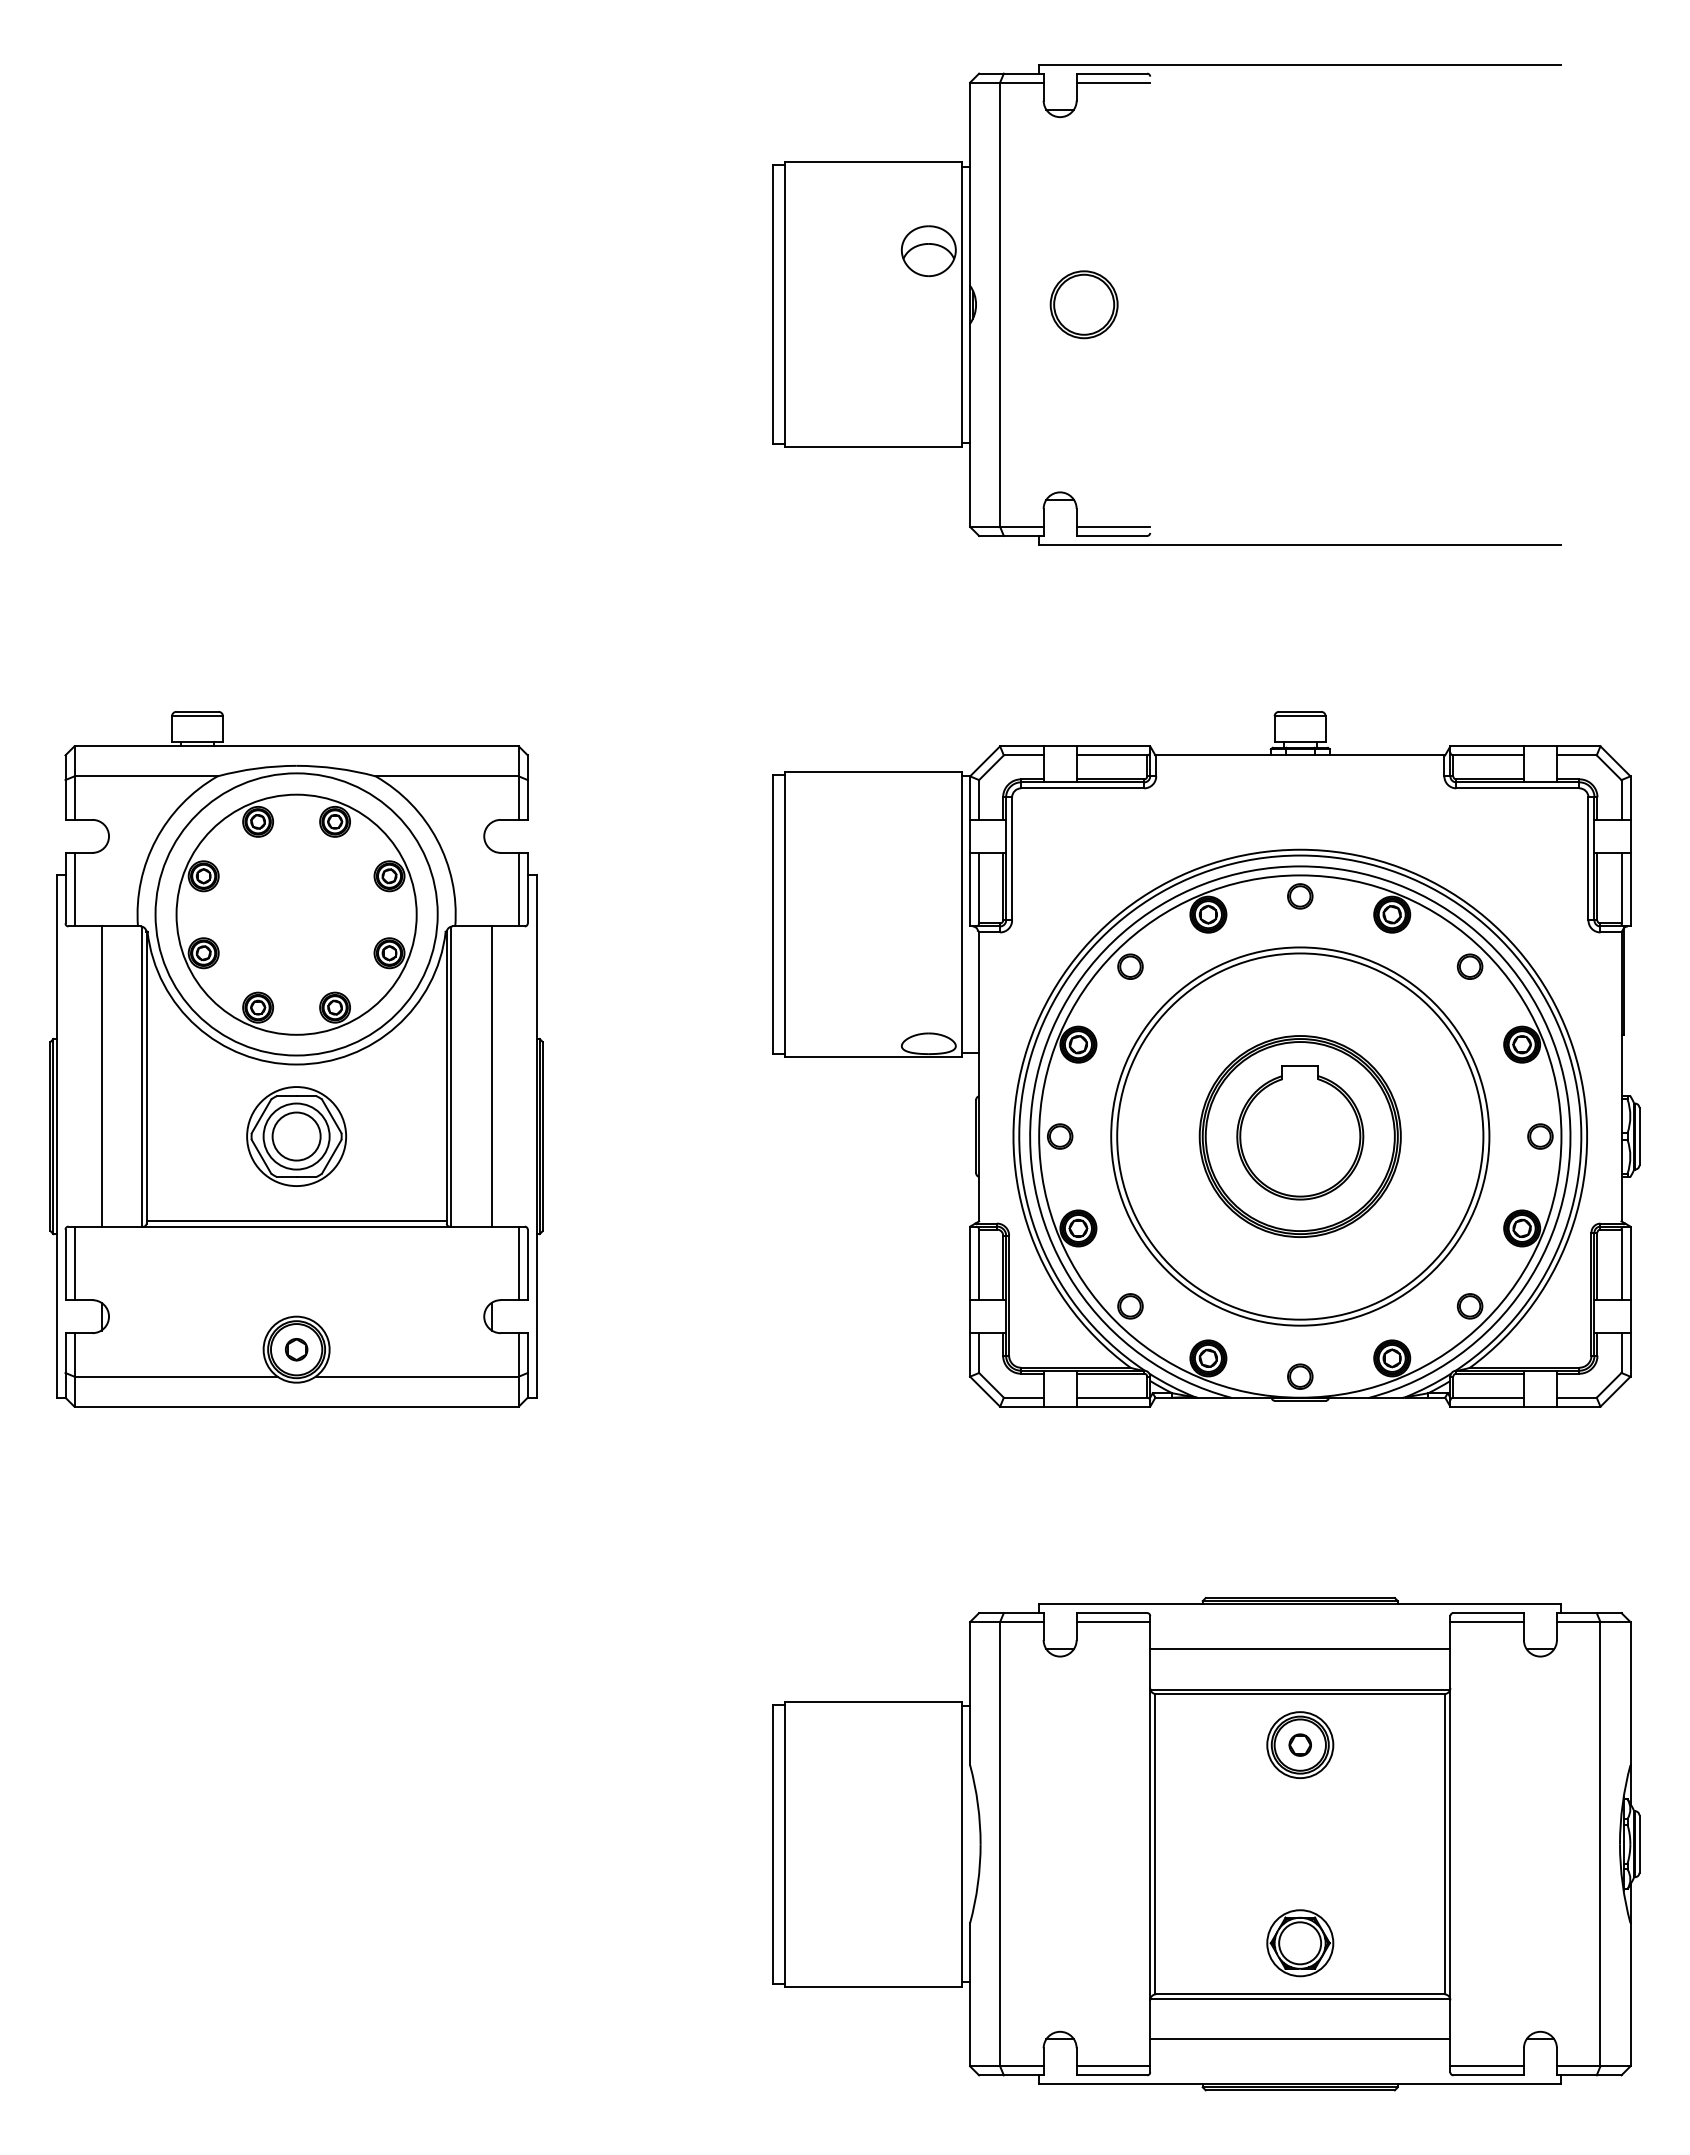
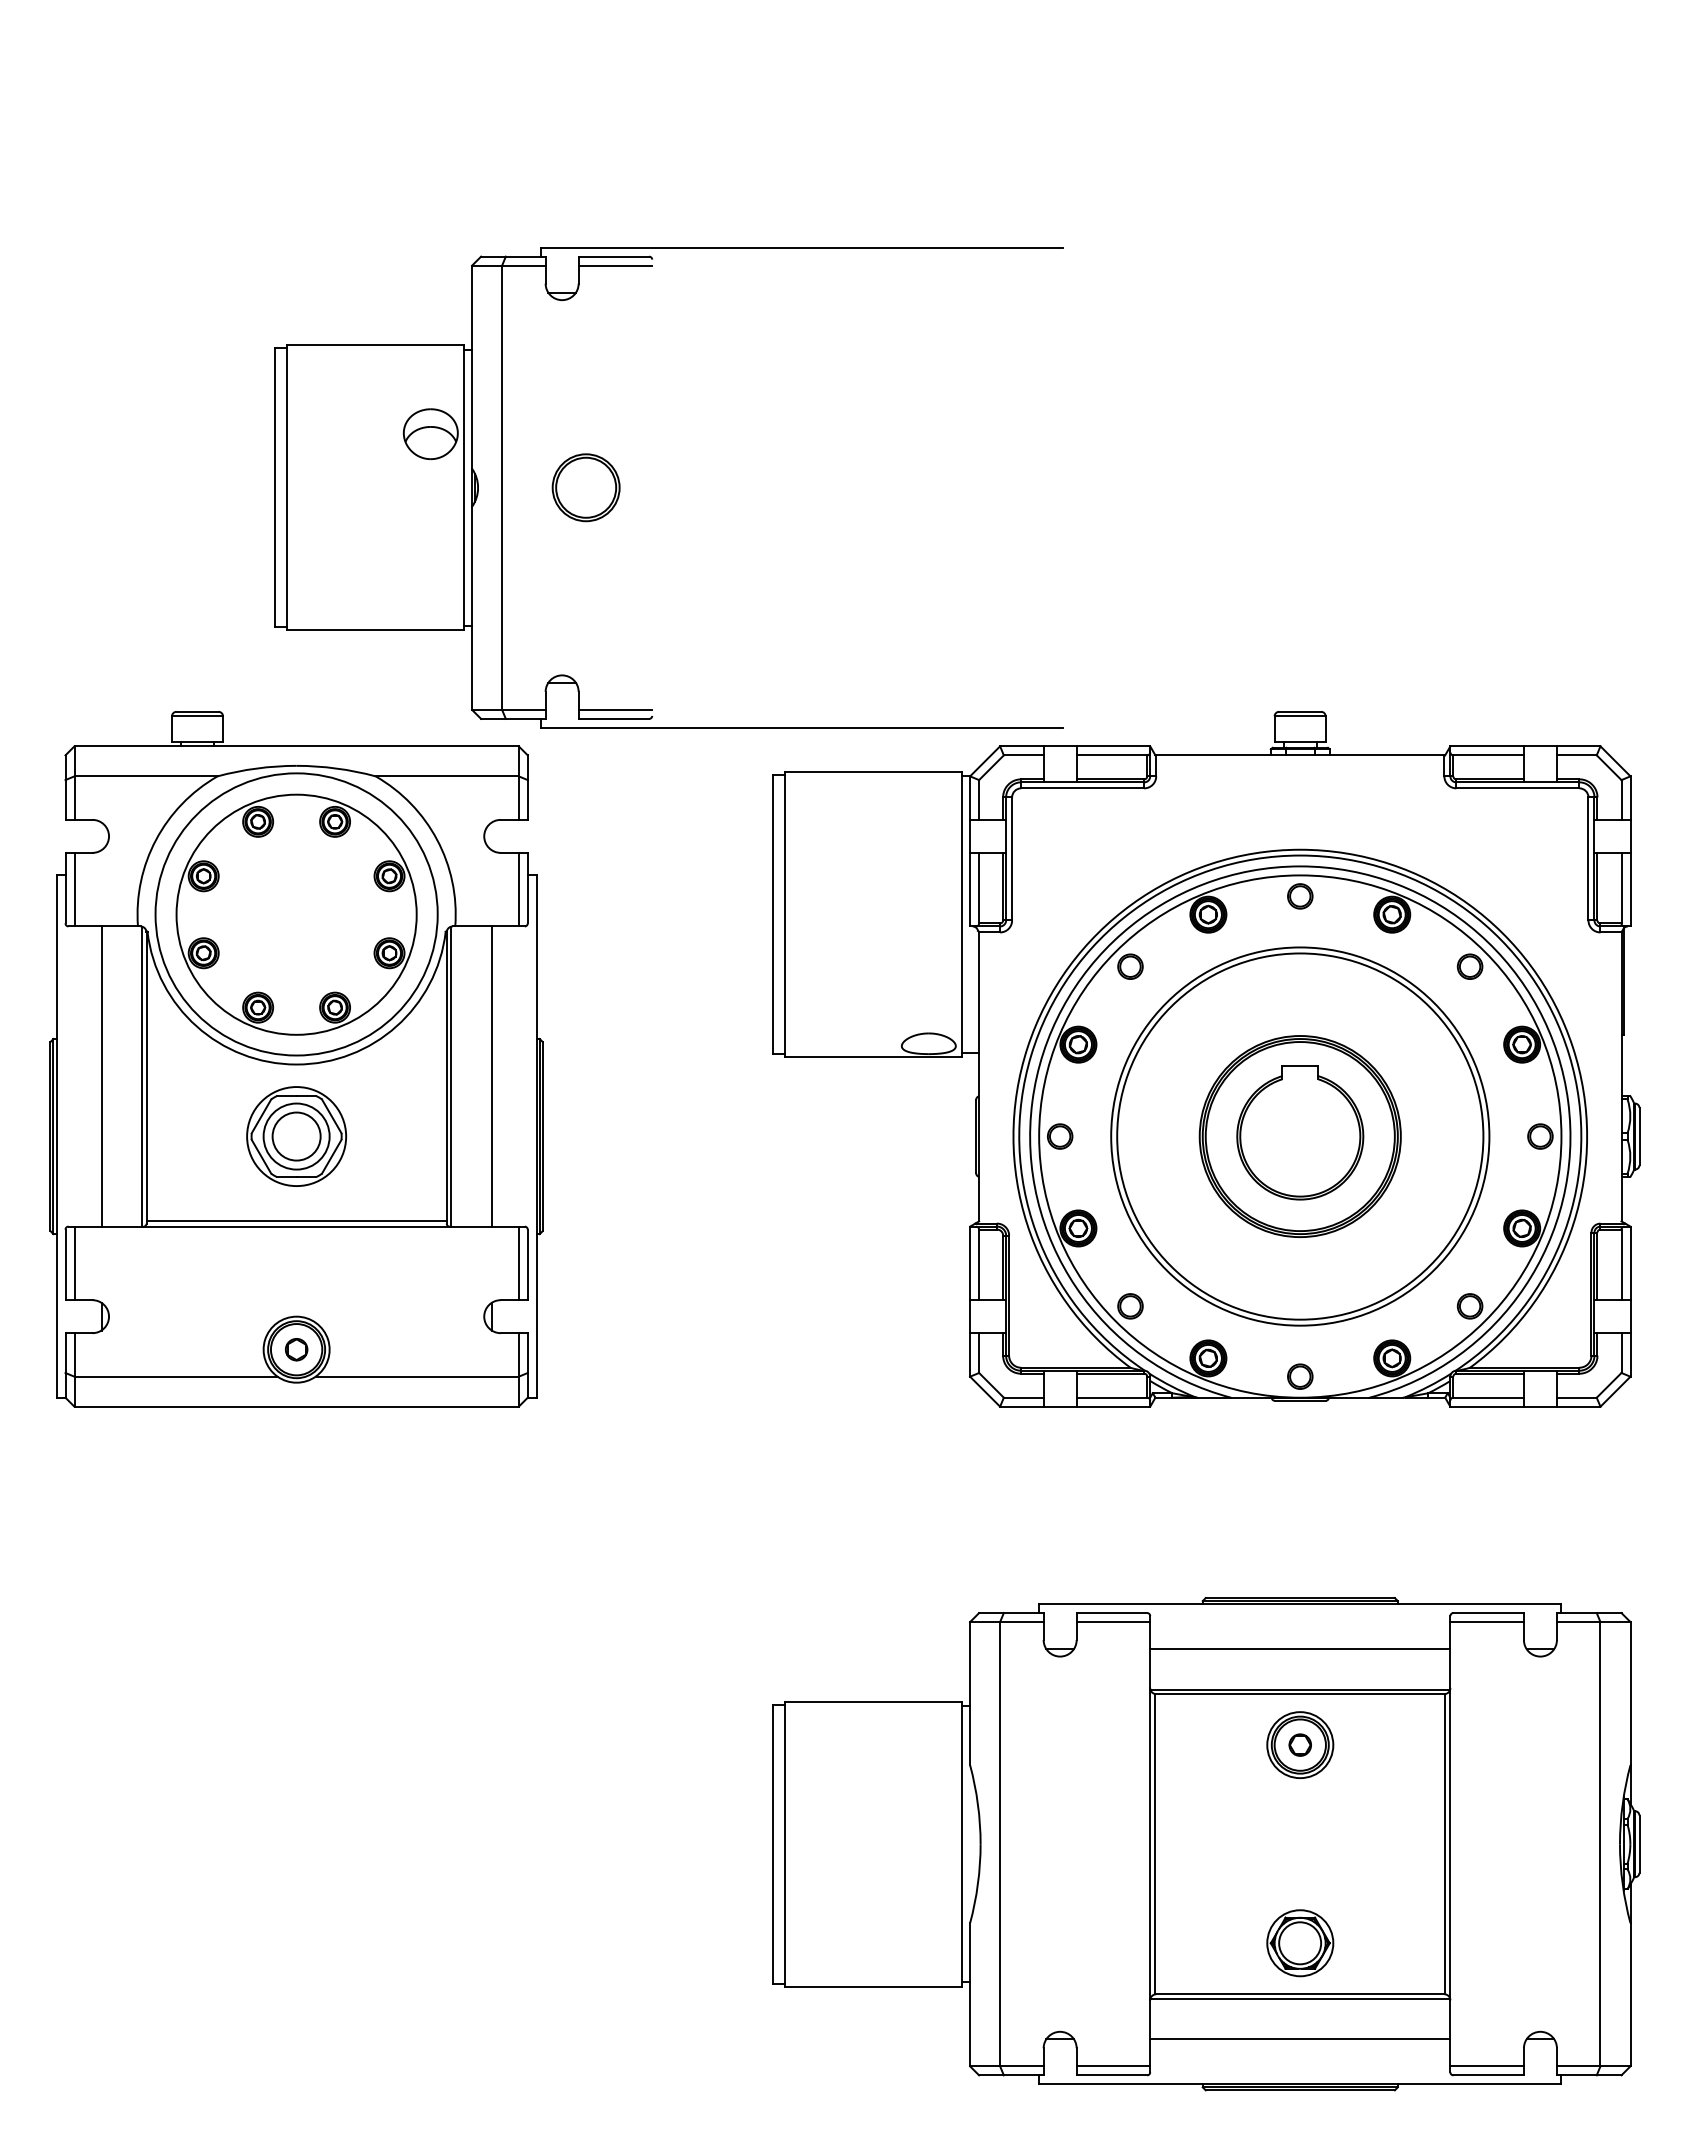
part position: (1118, 304) -> (620, 487) (620, 487)
